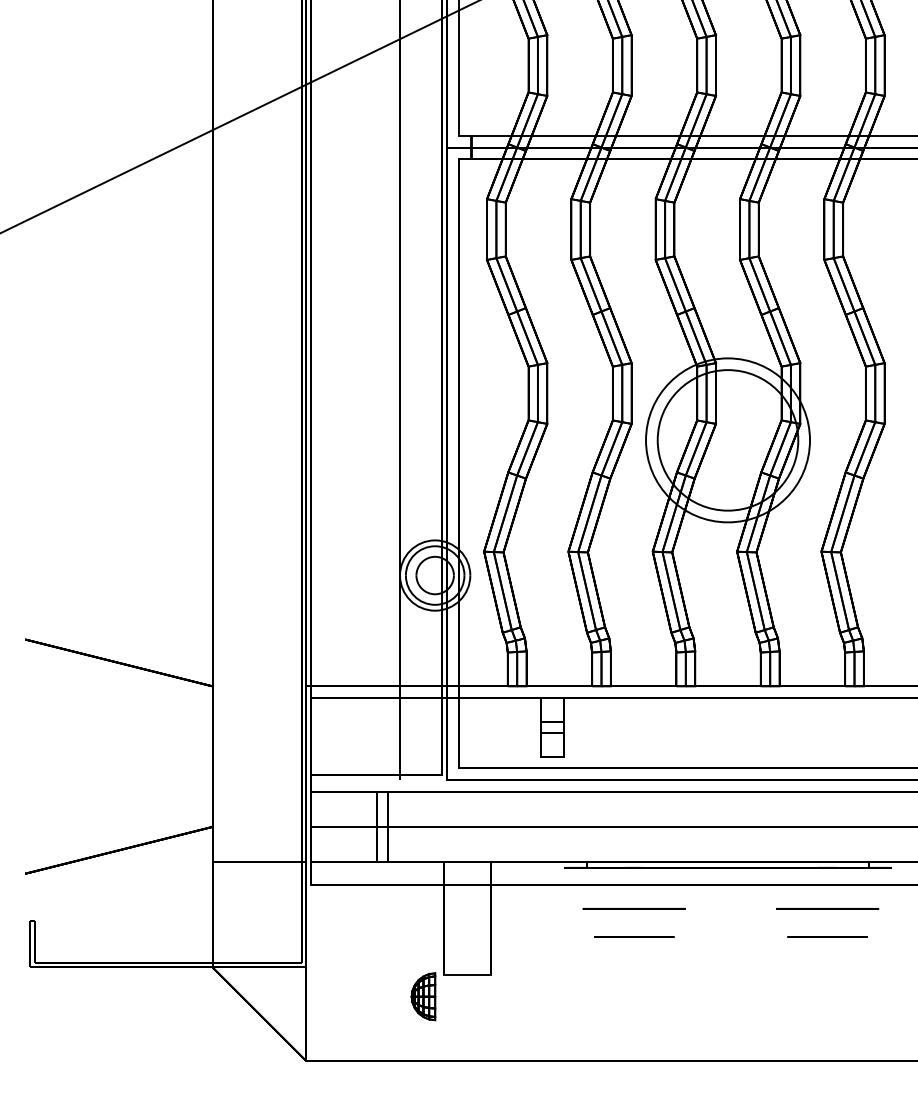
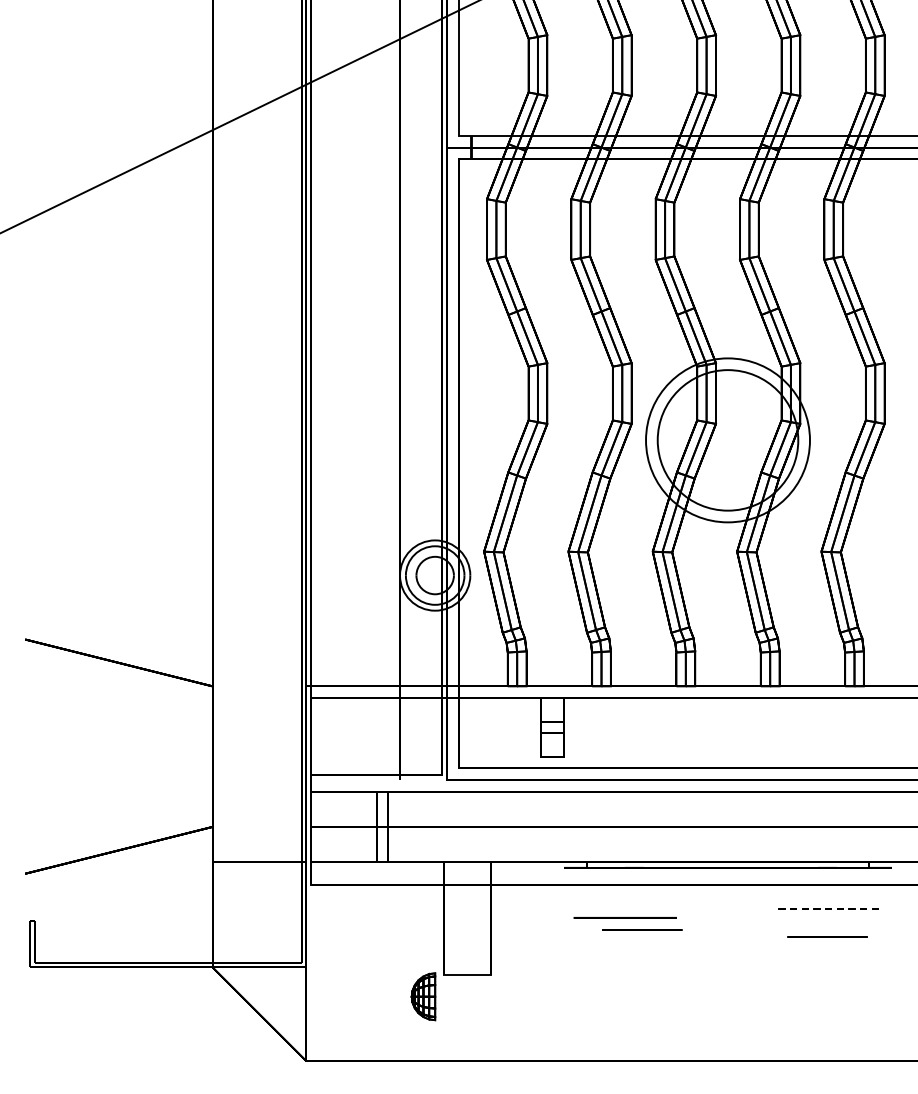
circle position: (633, 908) -> (624, 917) (624, 917)
circle: solid -> dashed (827, 908)
line position: (634, 936) -> (642, 929) (642, 929)
